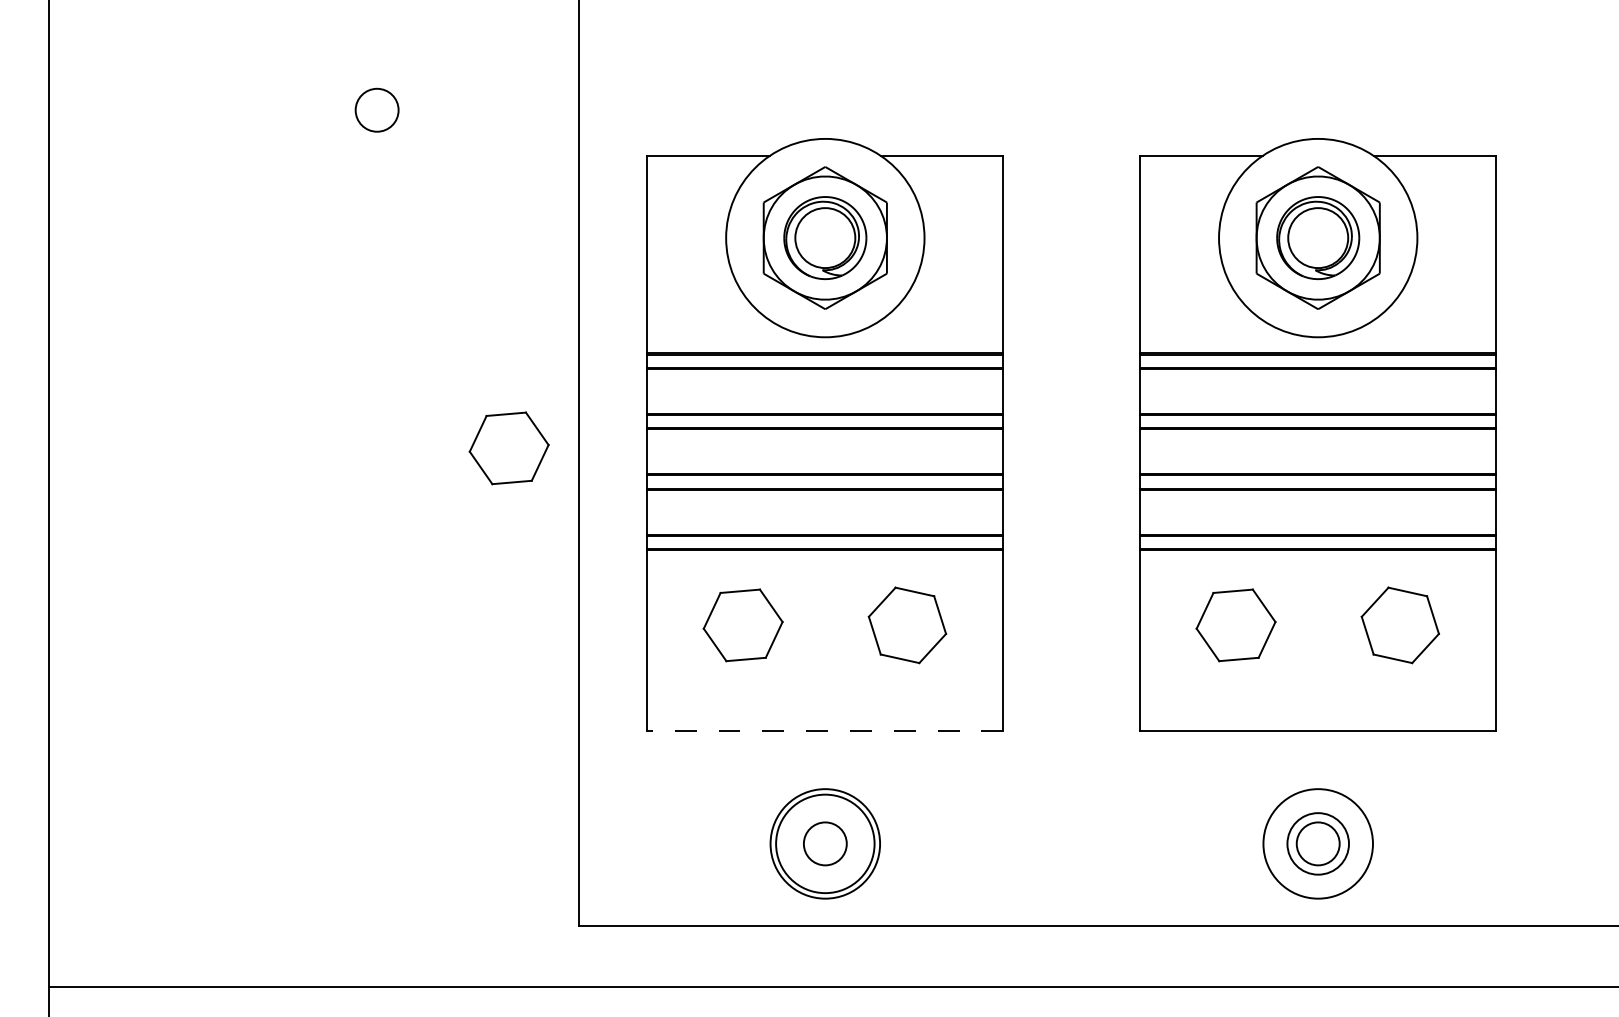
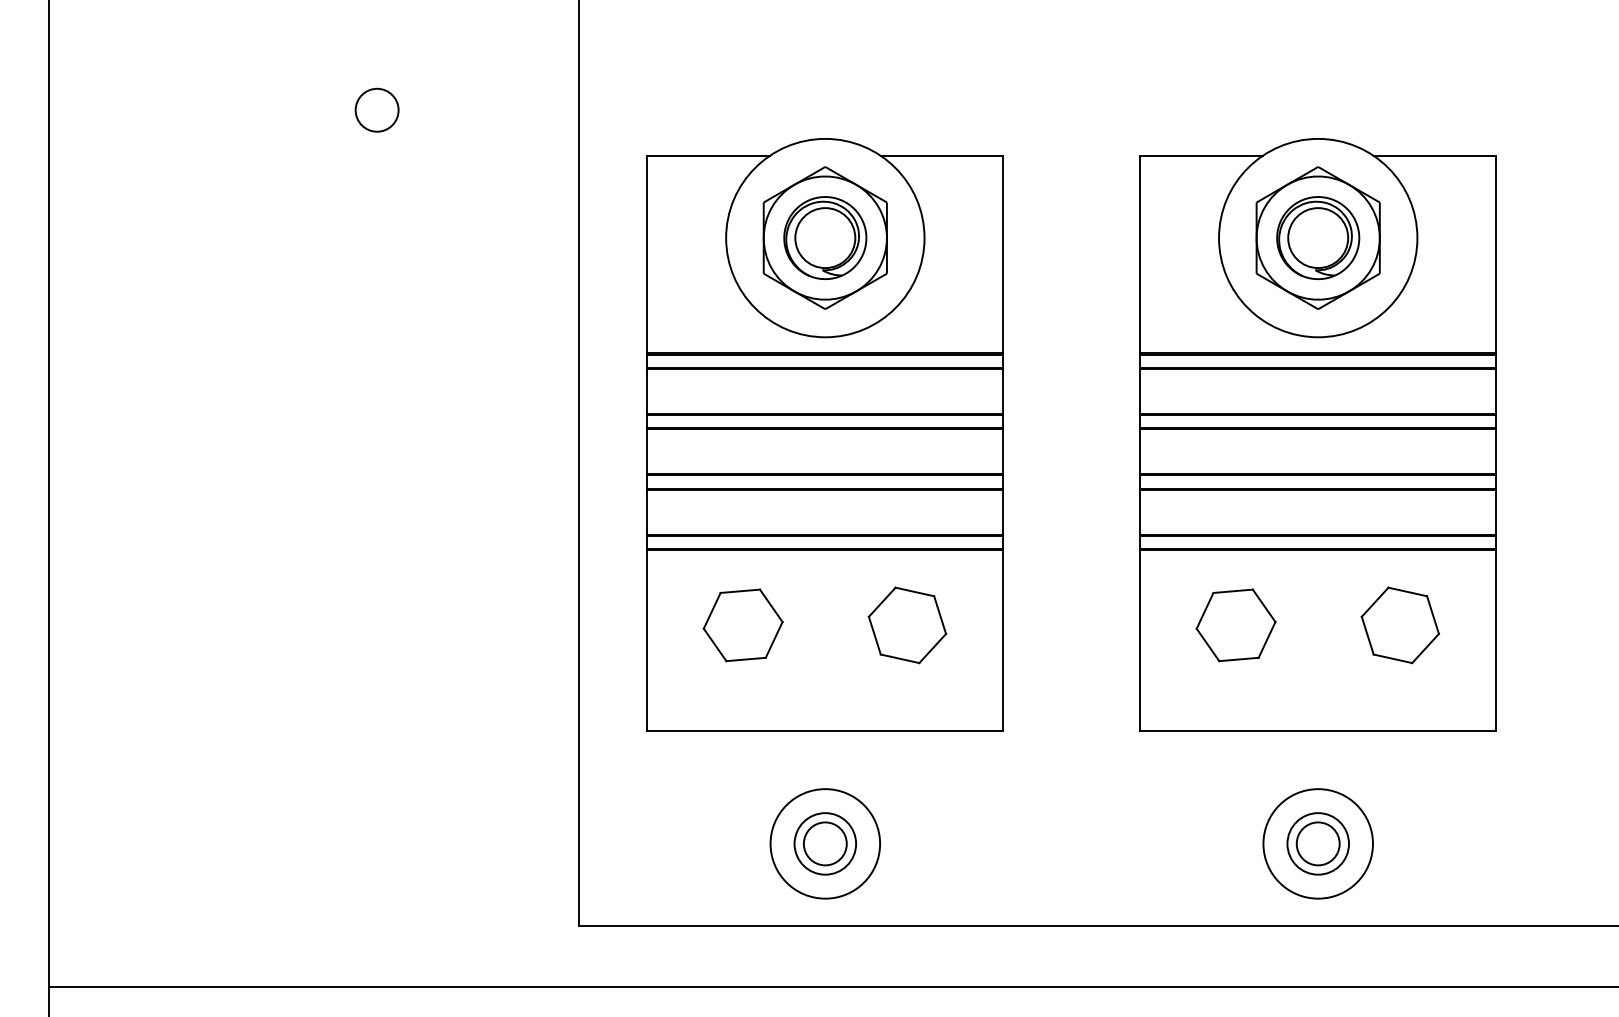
part: present -> none (508, 448)
line: dashed -> solid (825, 730)
circle diameter: 98 px -> 62 px (825, 843)
